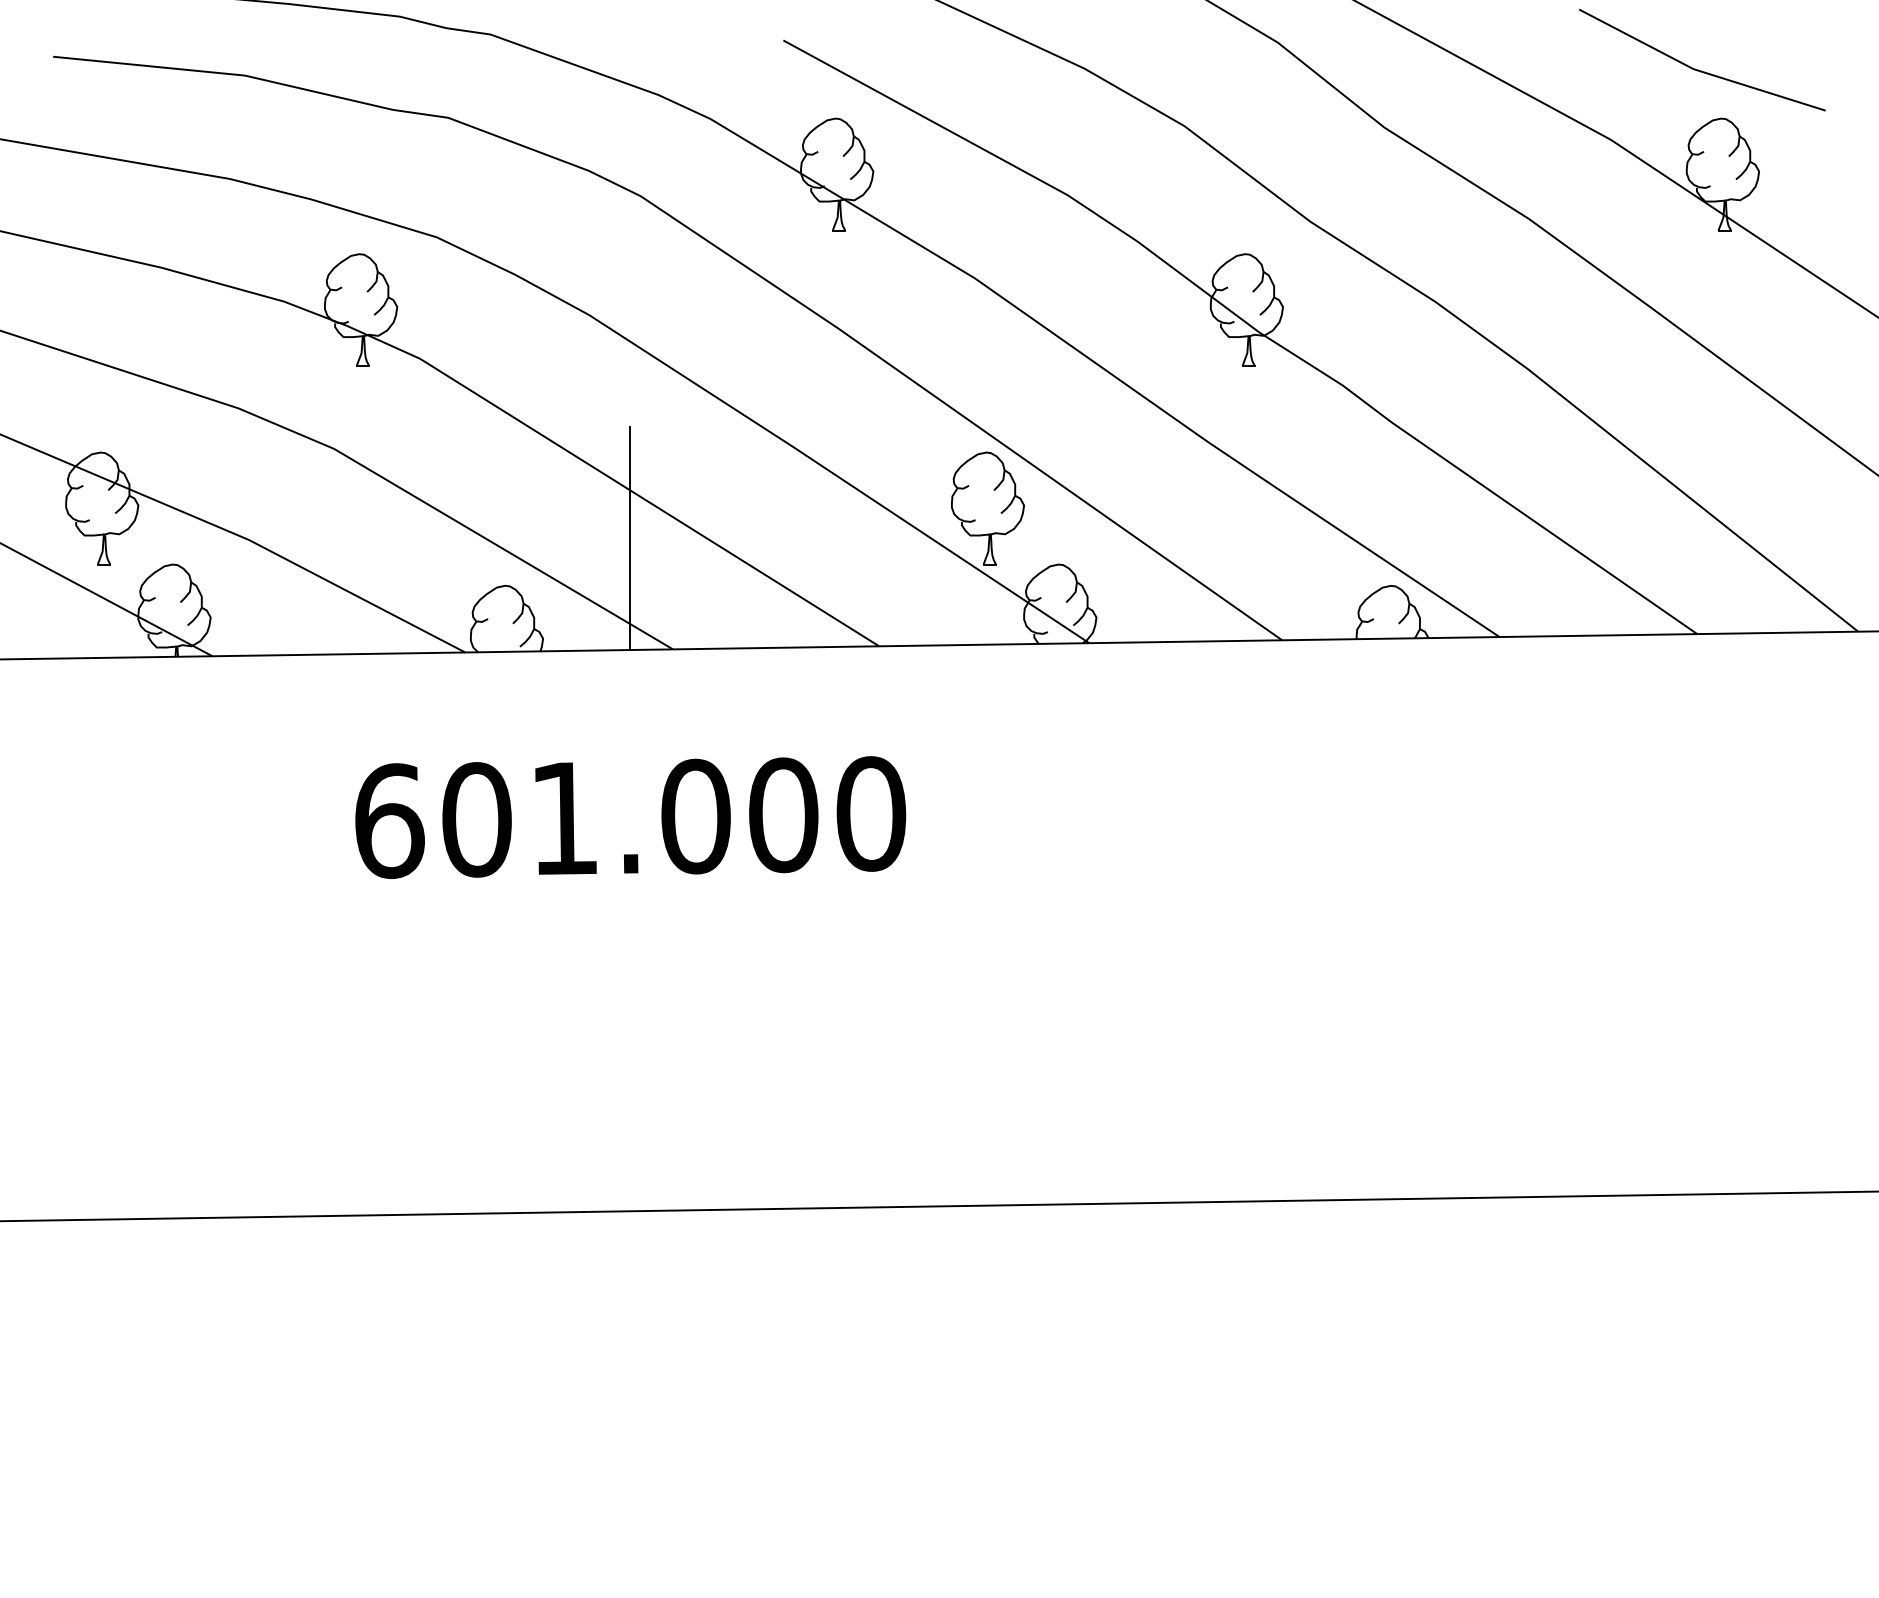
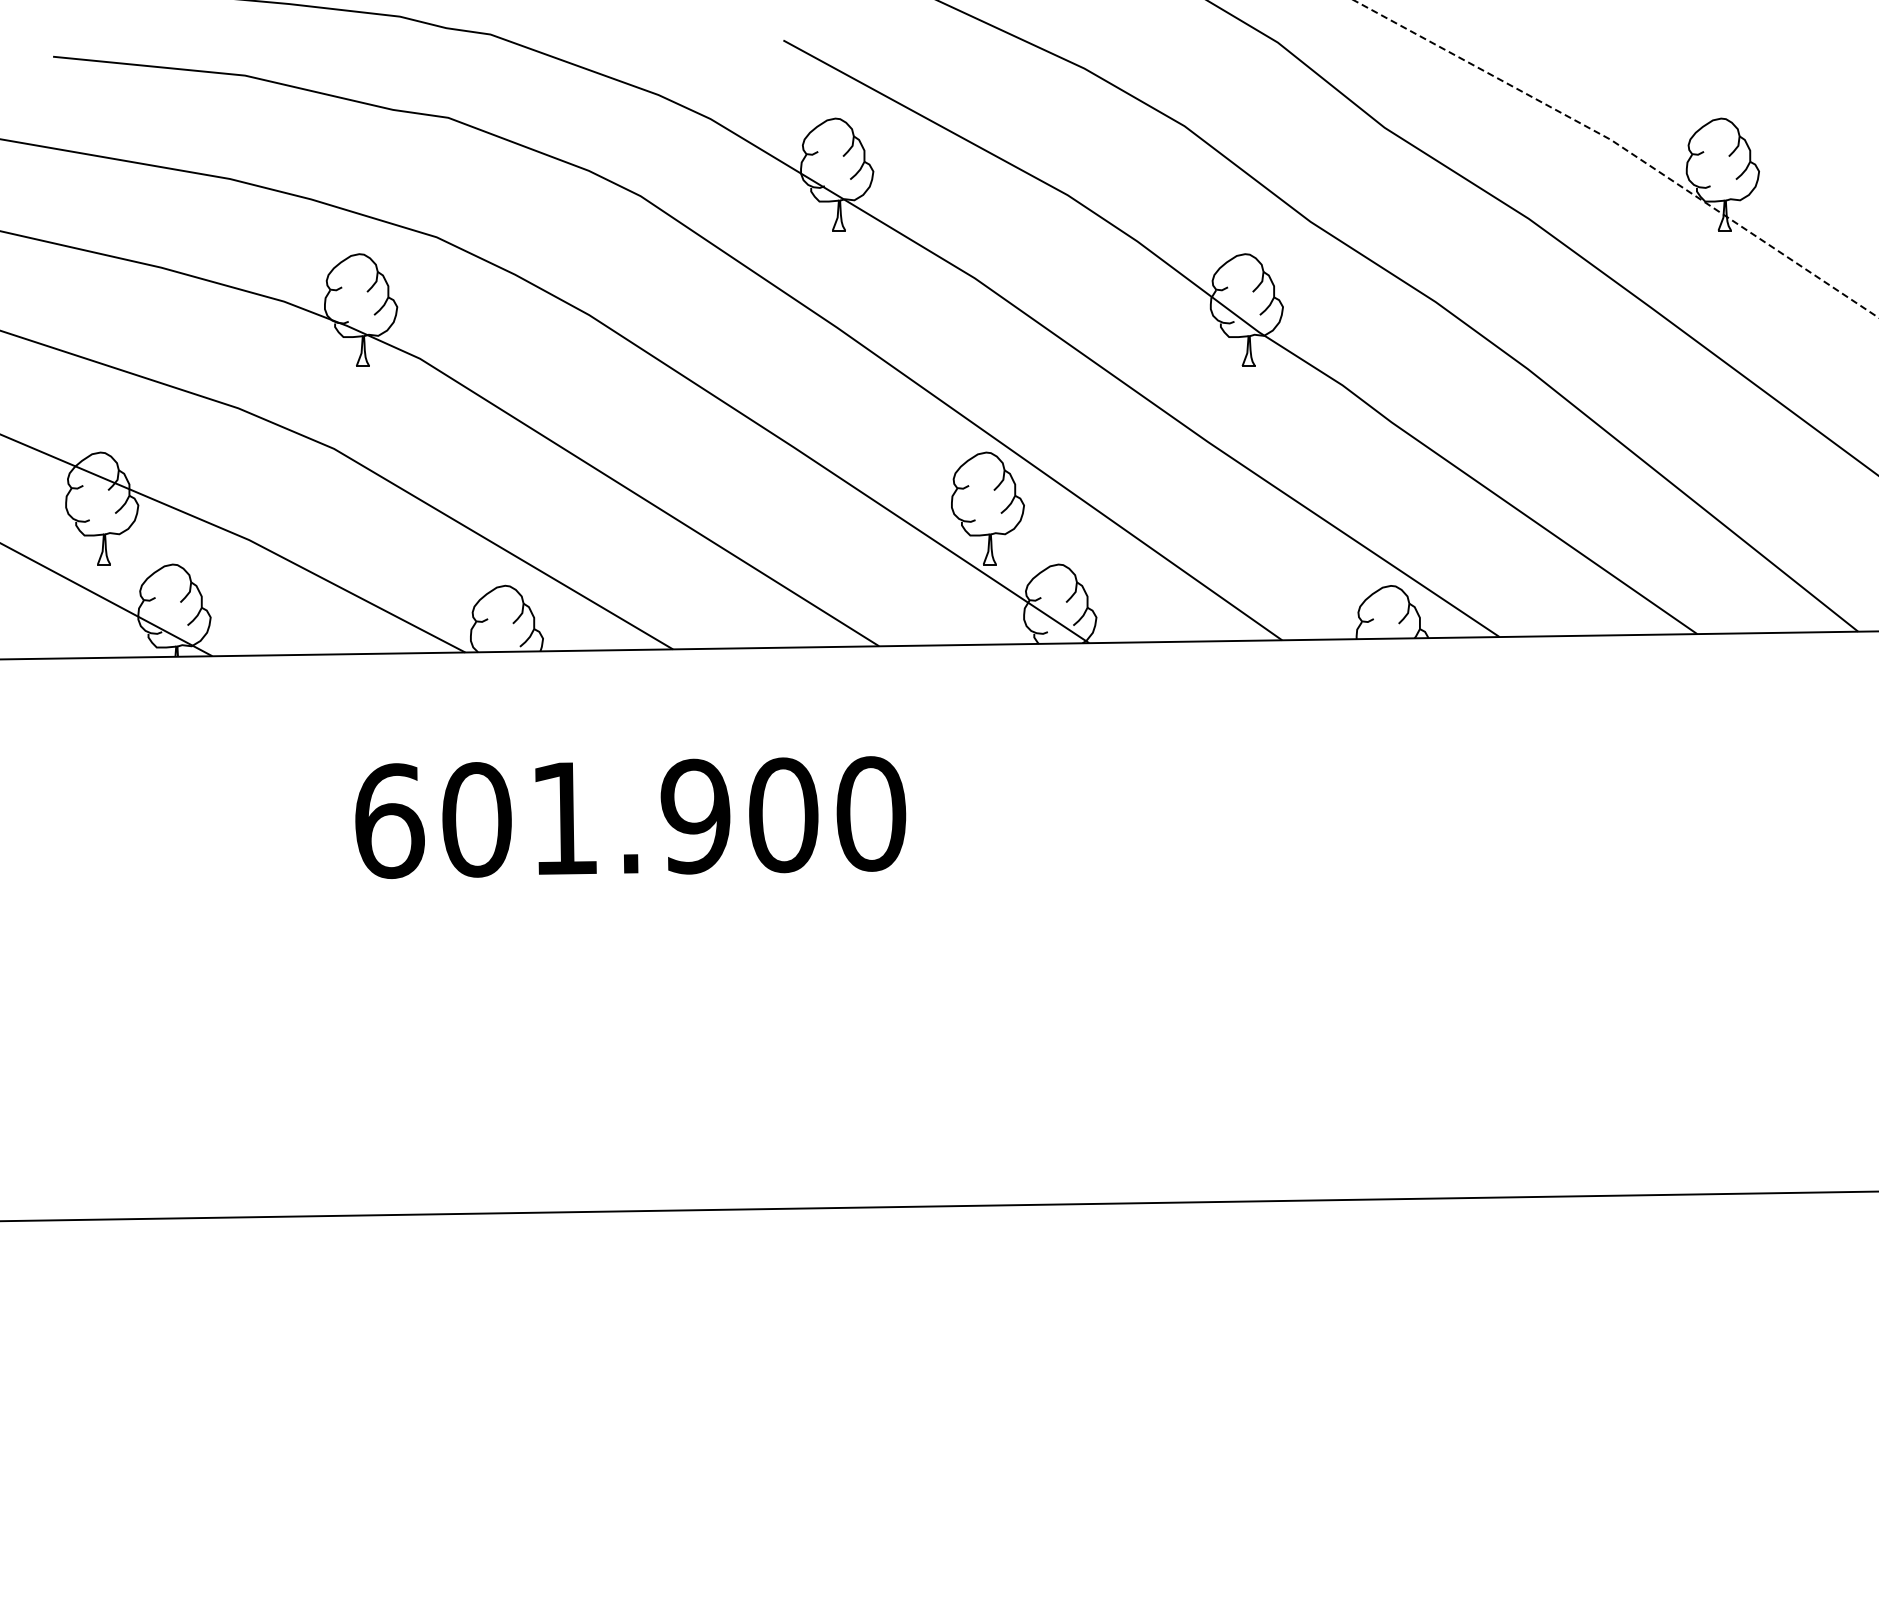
line: present -> none (1698, 69)
line: solid -> dashed (1622, 147)
line: present -> none (629, 537)
text: 601.000 -> 601.900 (695, 816)
